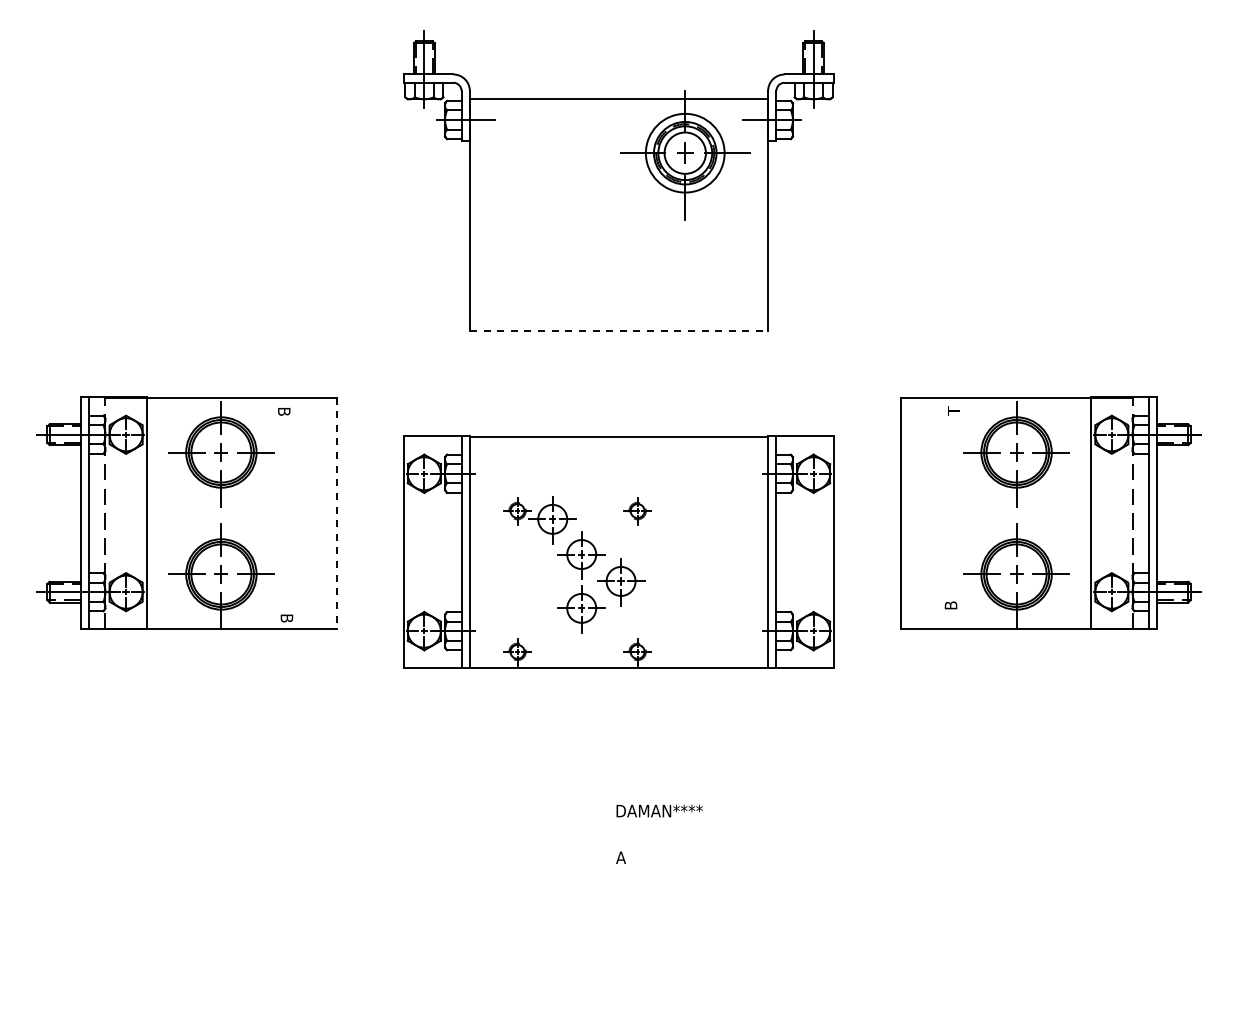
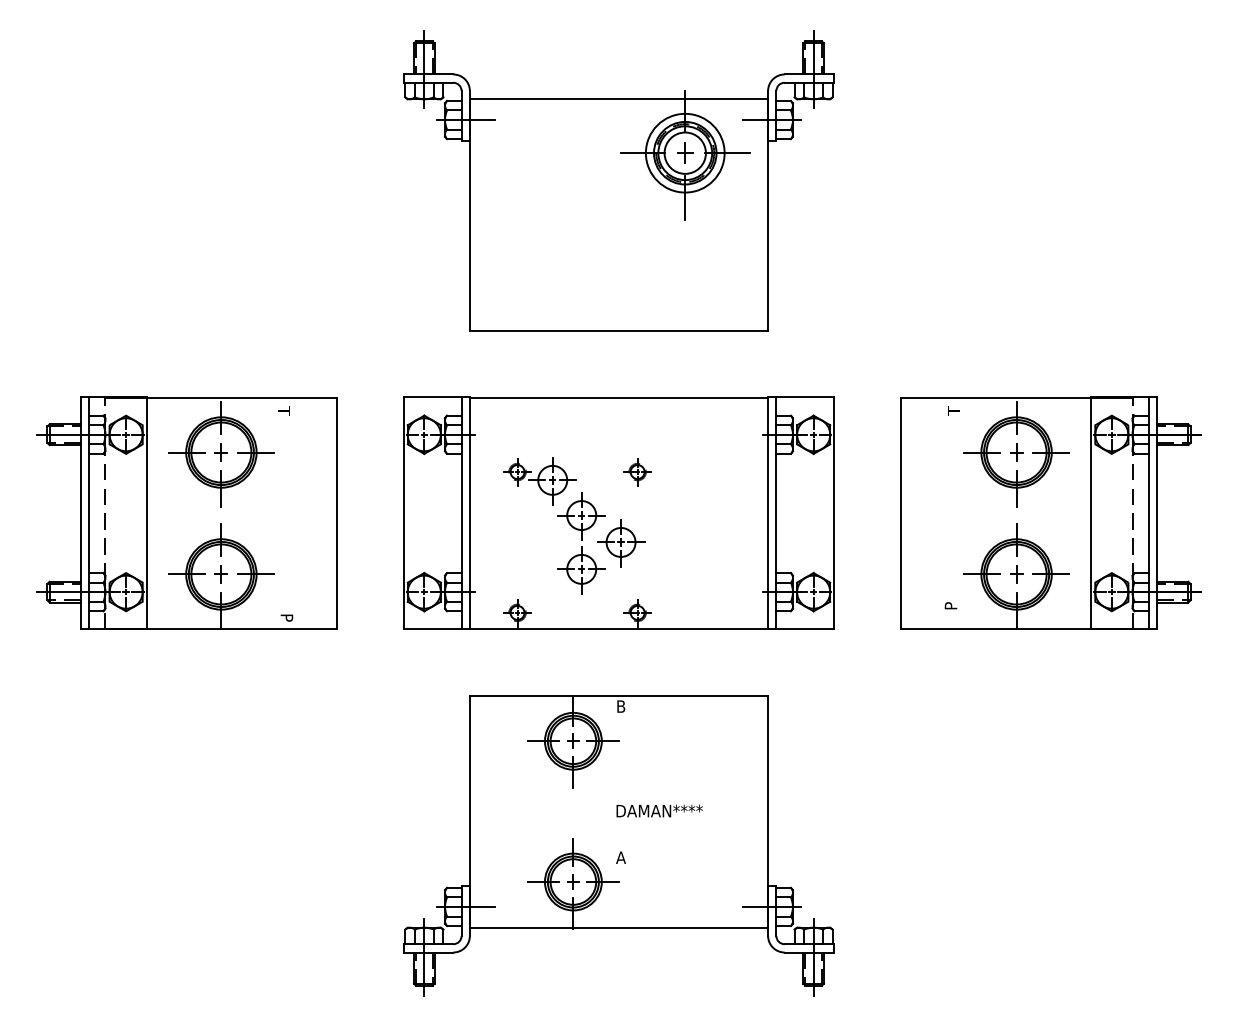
line: dashed -> solid (619, 331)
text: B -> T (284, 410)
line: dashed -> solid (337, 513)
part position: (618, 551) -> (618, 512) (618, 512)
text: B -> P (951, 604)
text: B -> P (286, 619)
part: none -> present (618, 845)
